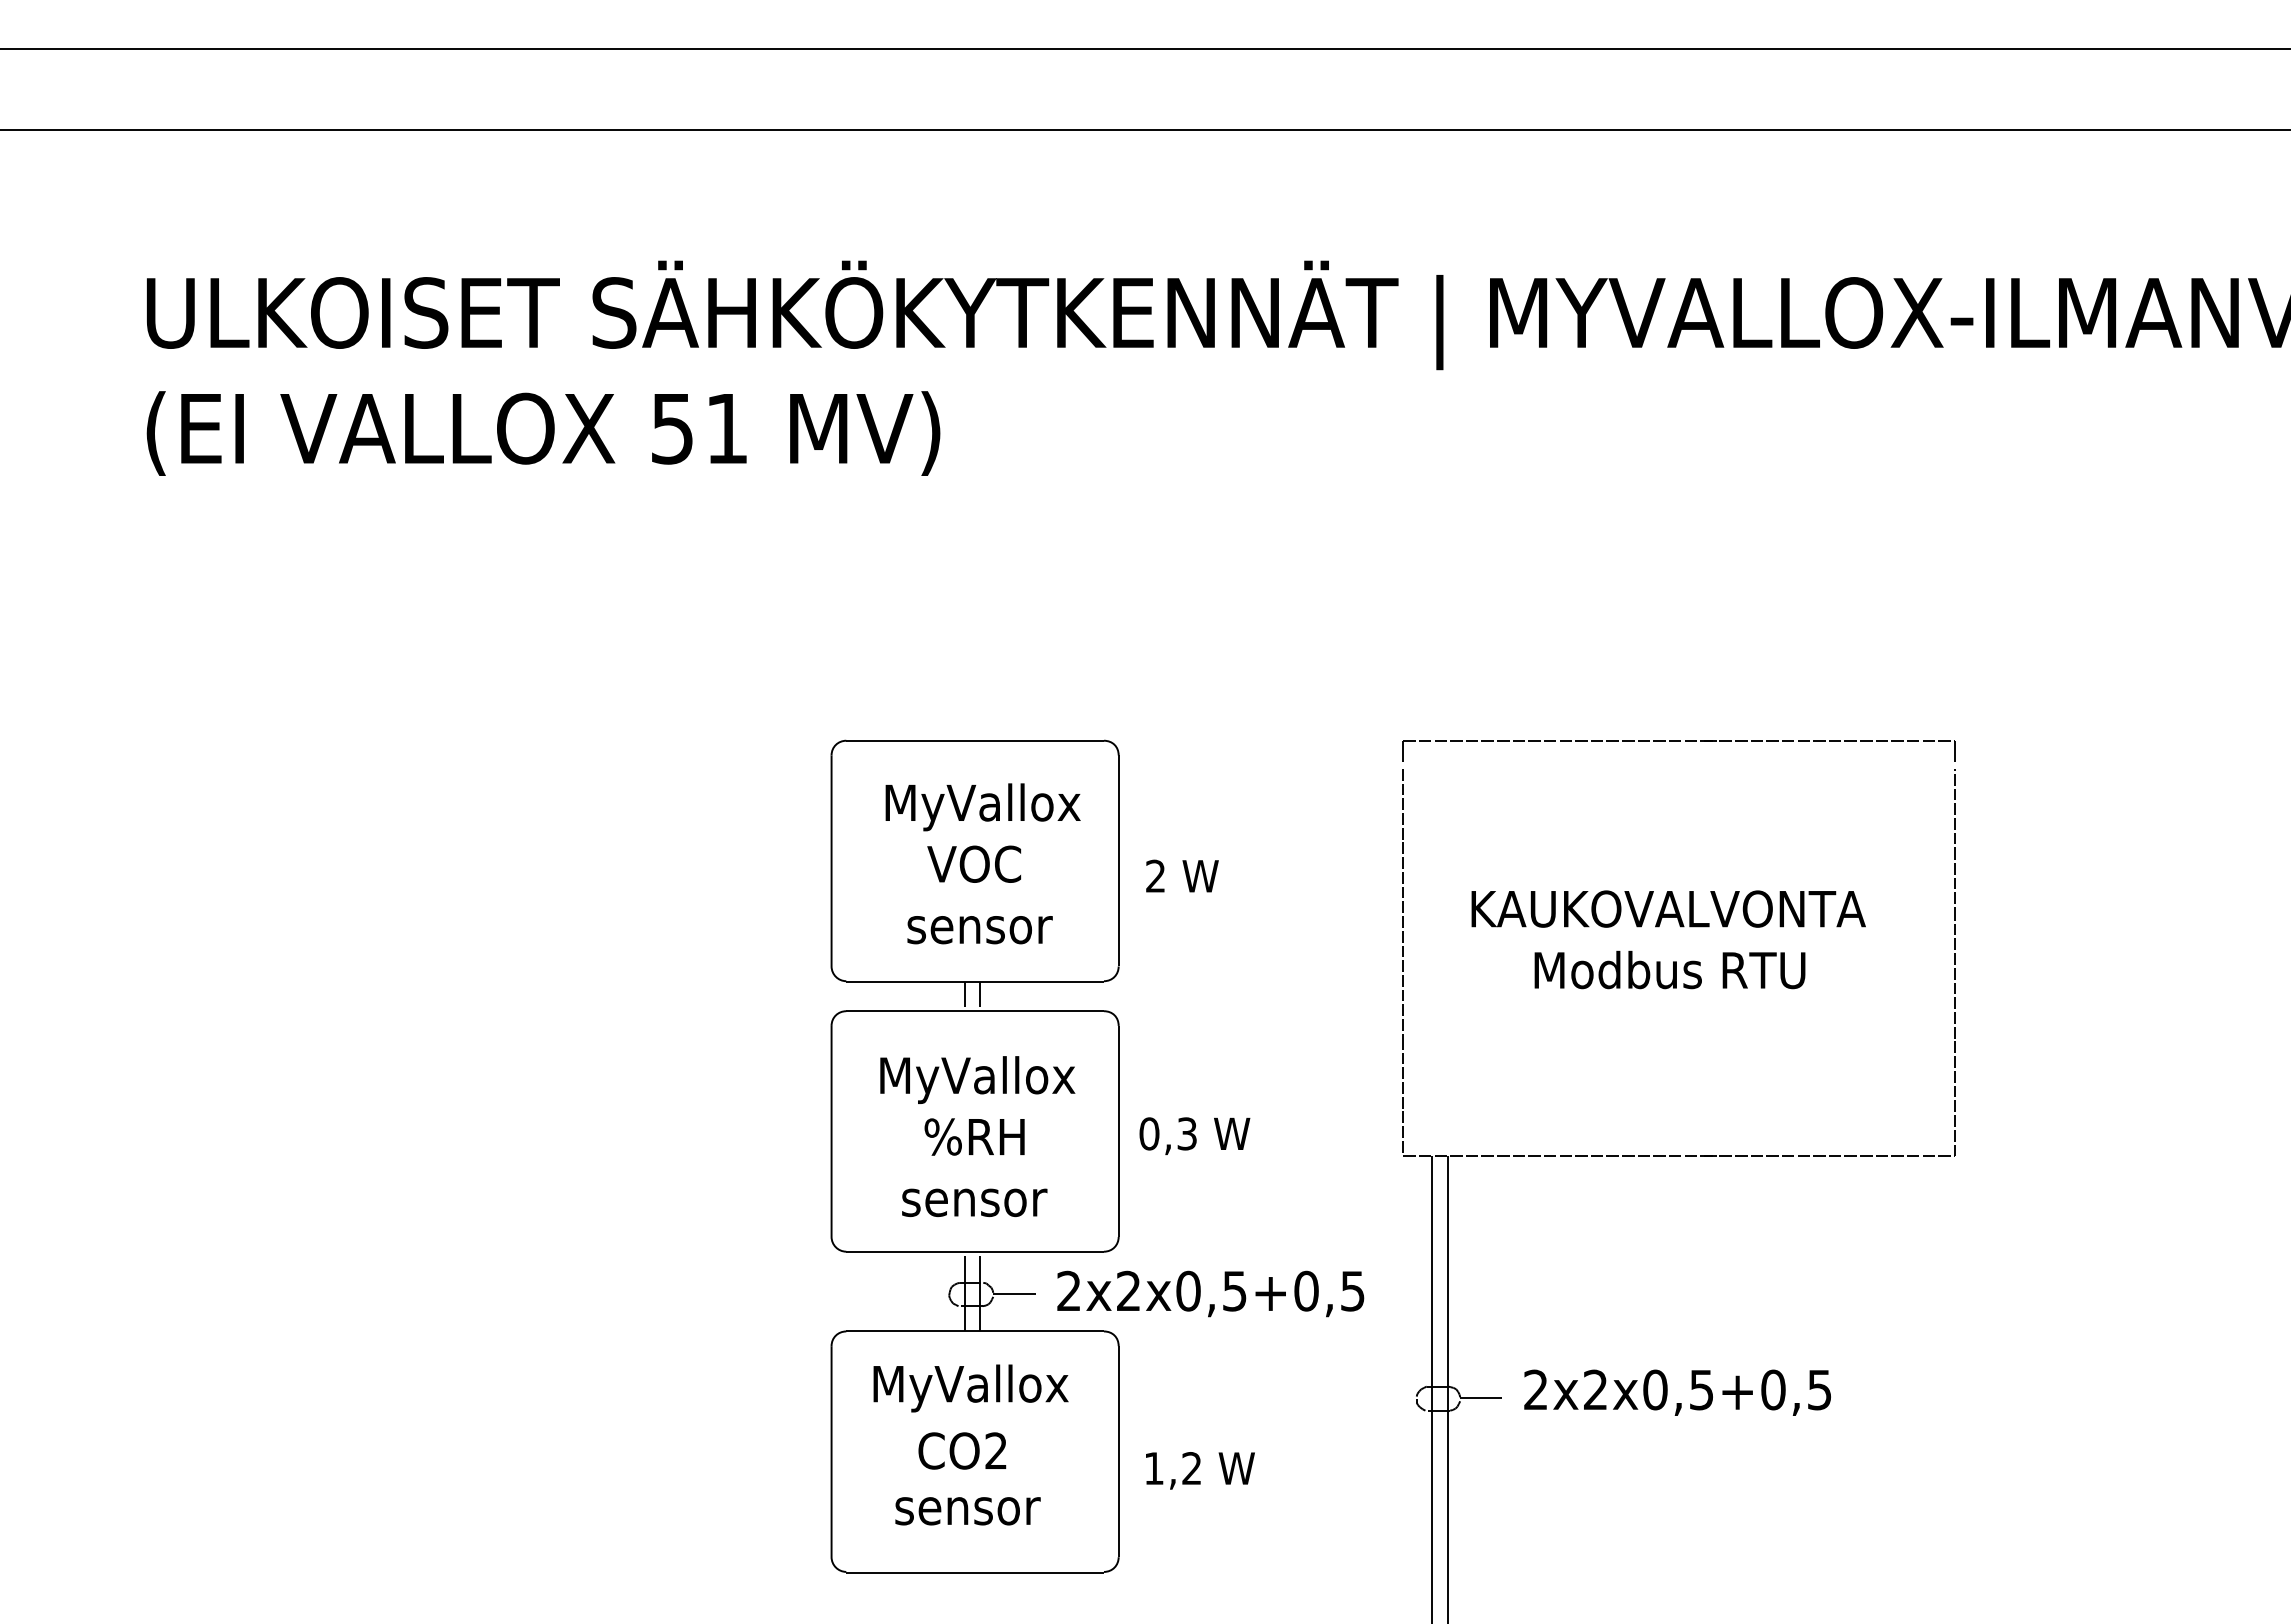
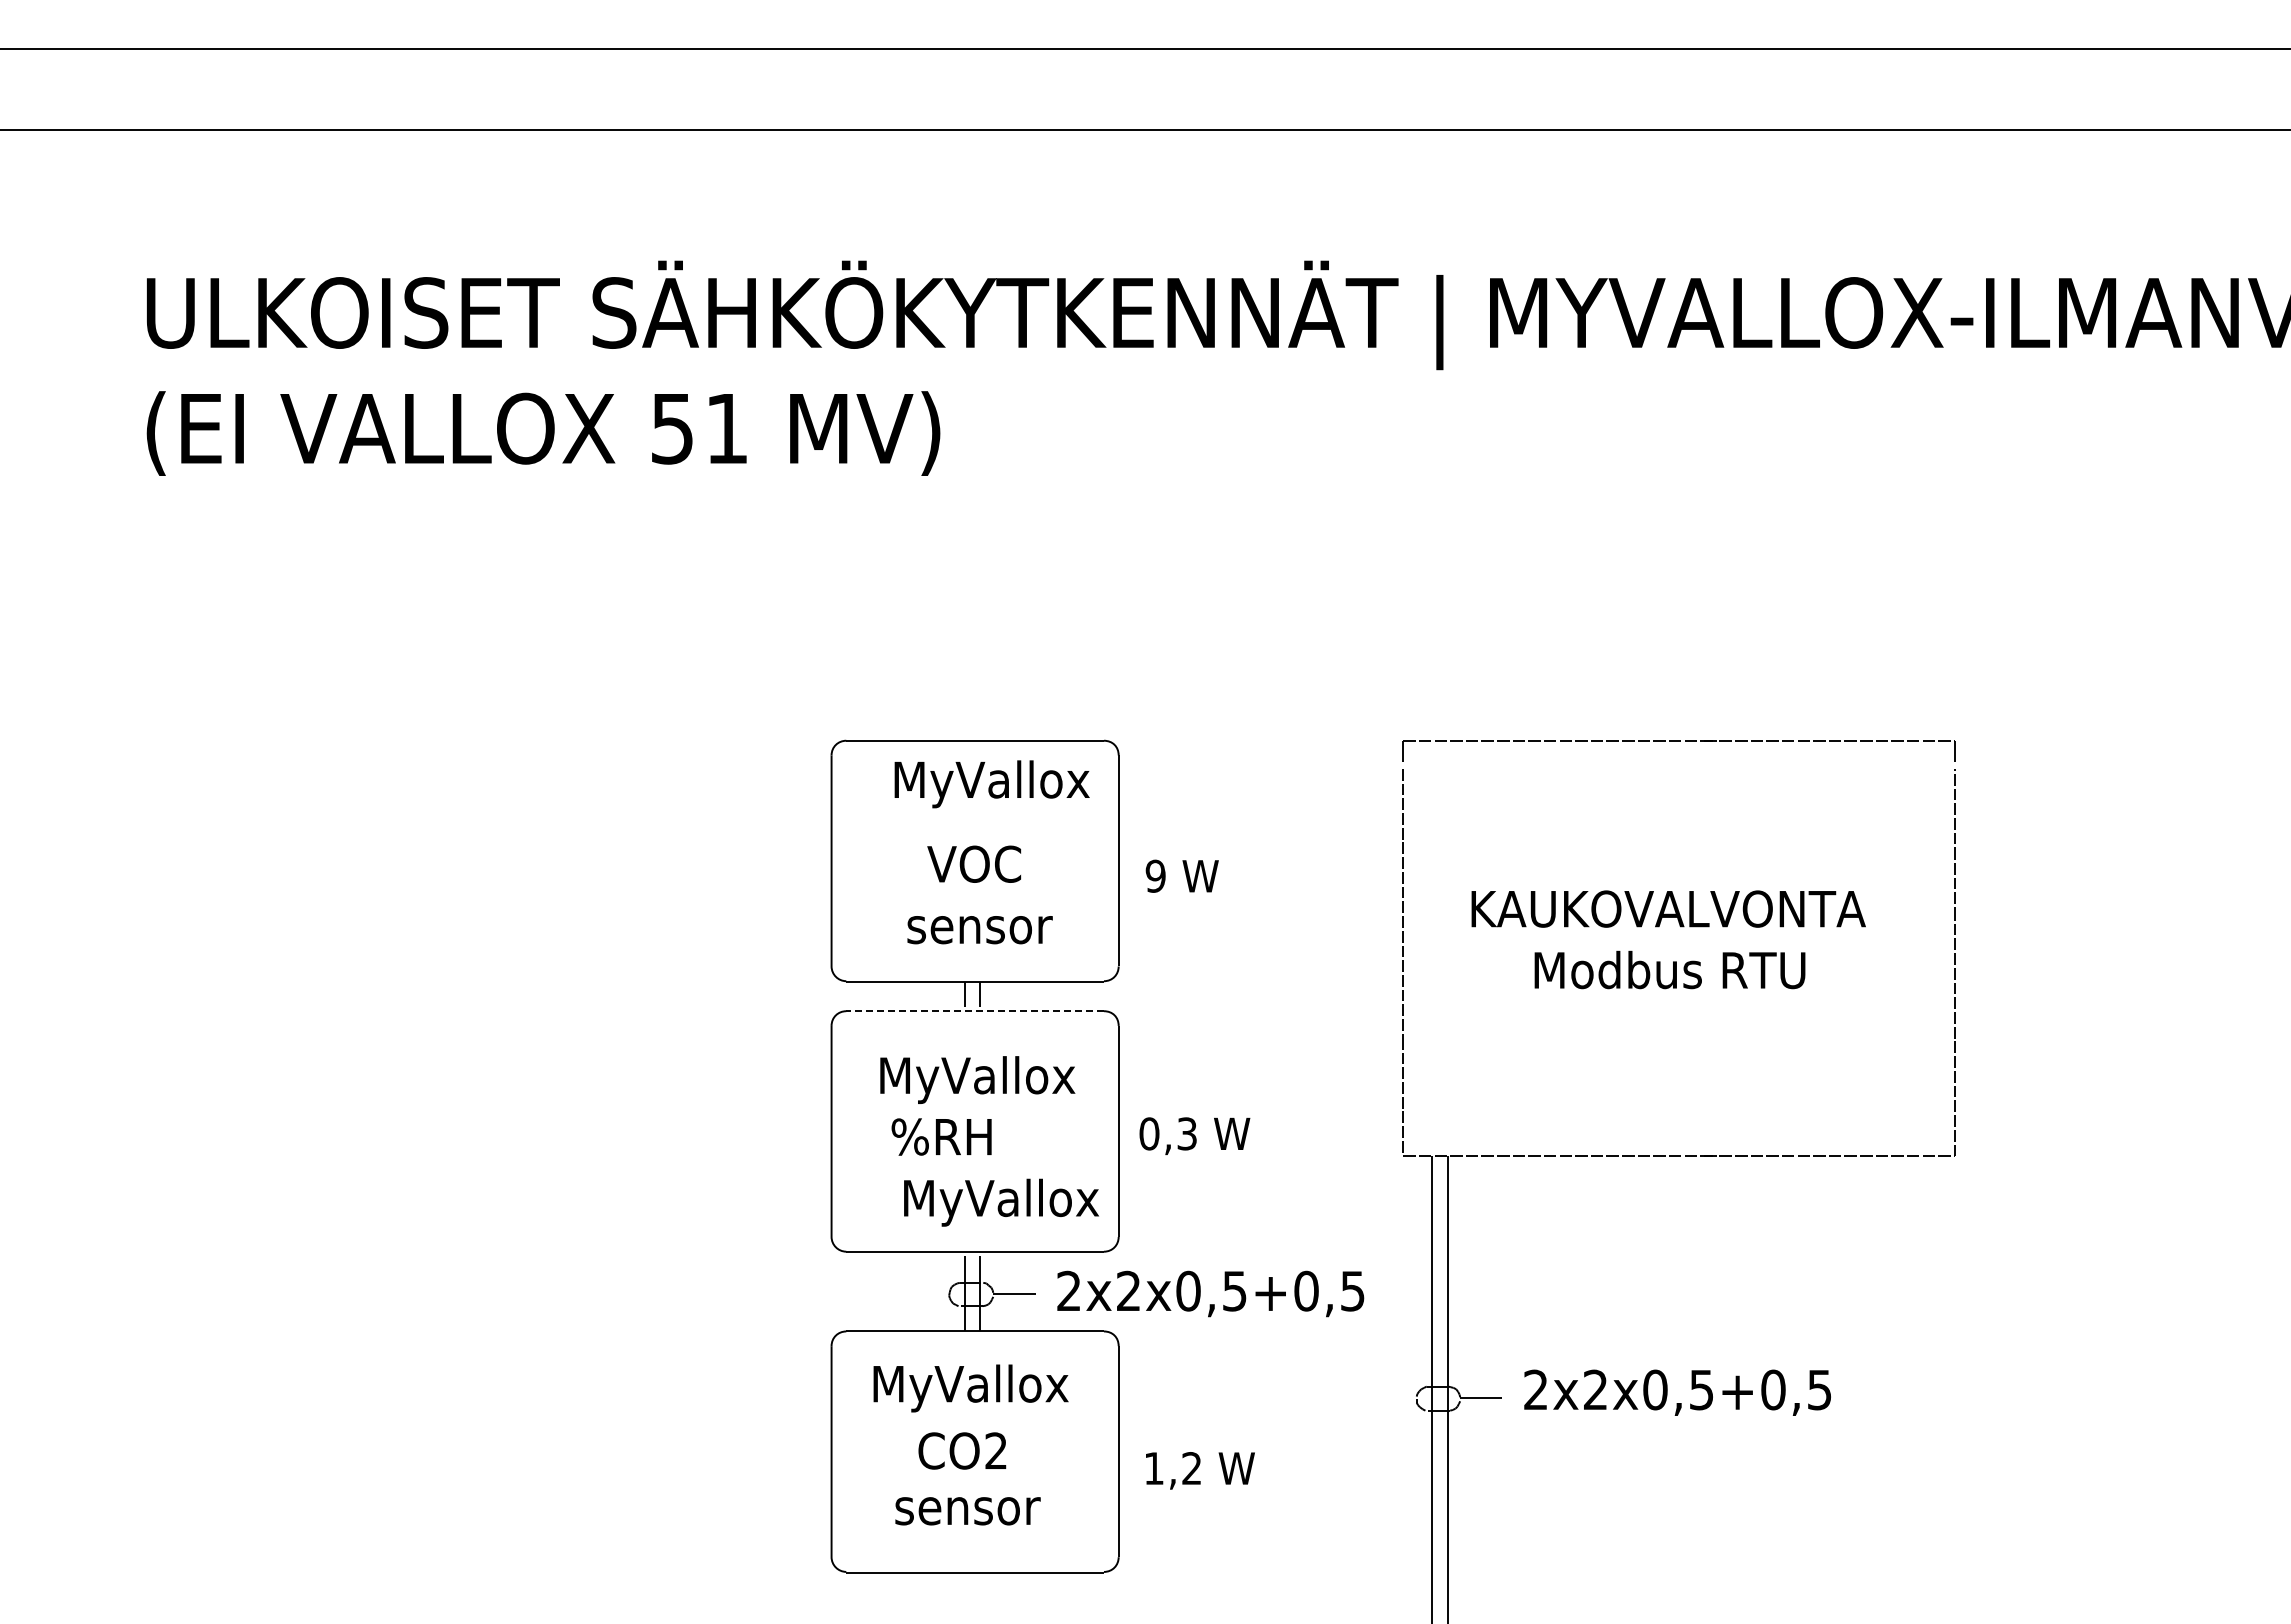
text position: (982, 807) -> (991, 784) (991, 784)
text: 2 -> 9 (1155, 875)
line: solid -> dashed (975, 1011)
text position: (974, 1136) -> (941, 1136) (941, 1136)
text: sensor -> MyVallox (1000, 1202)
